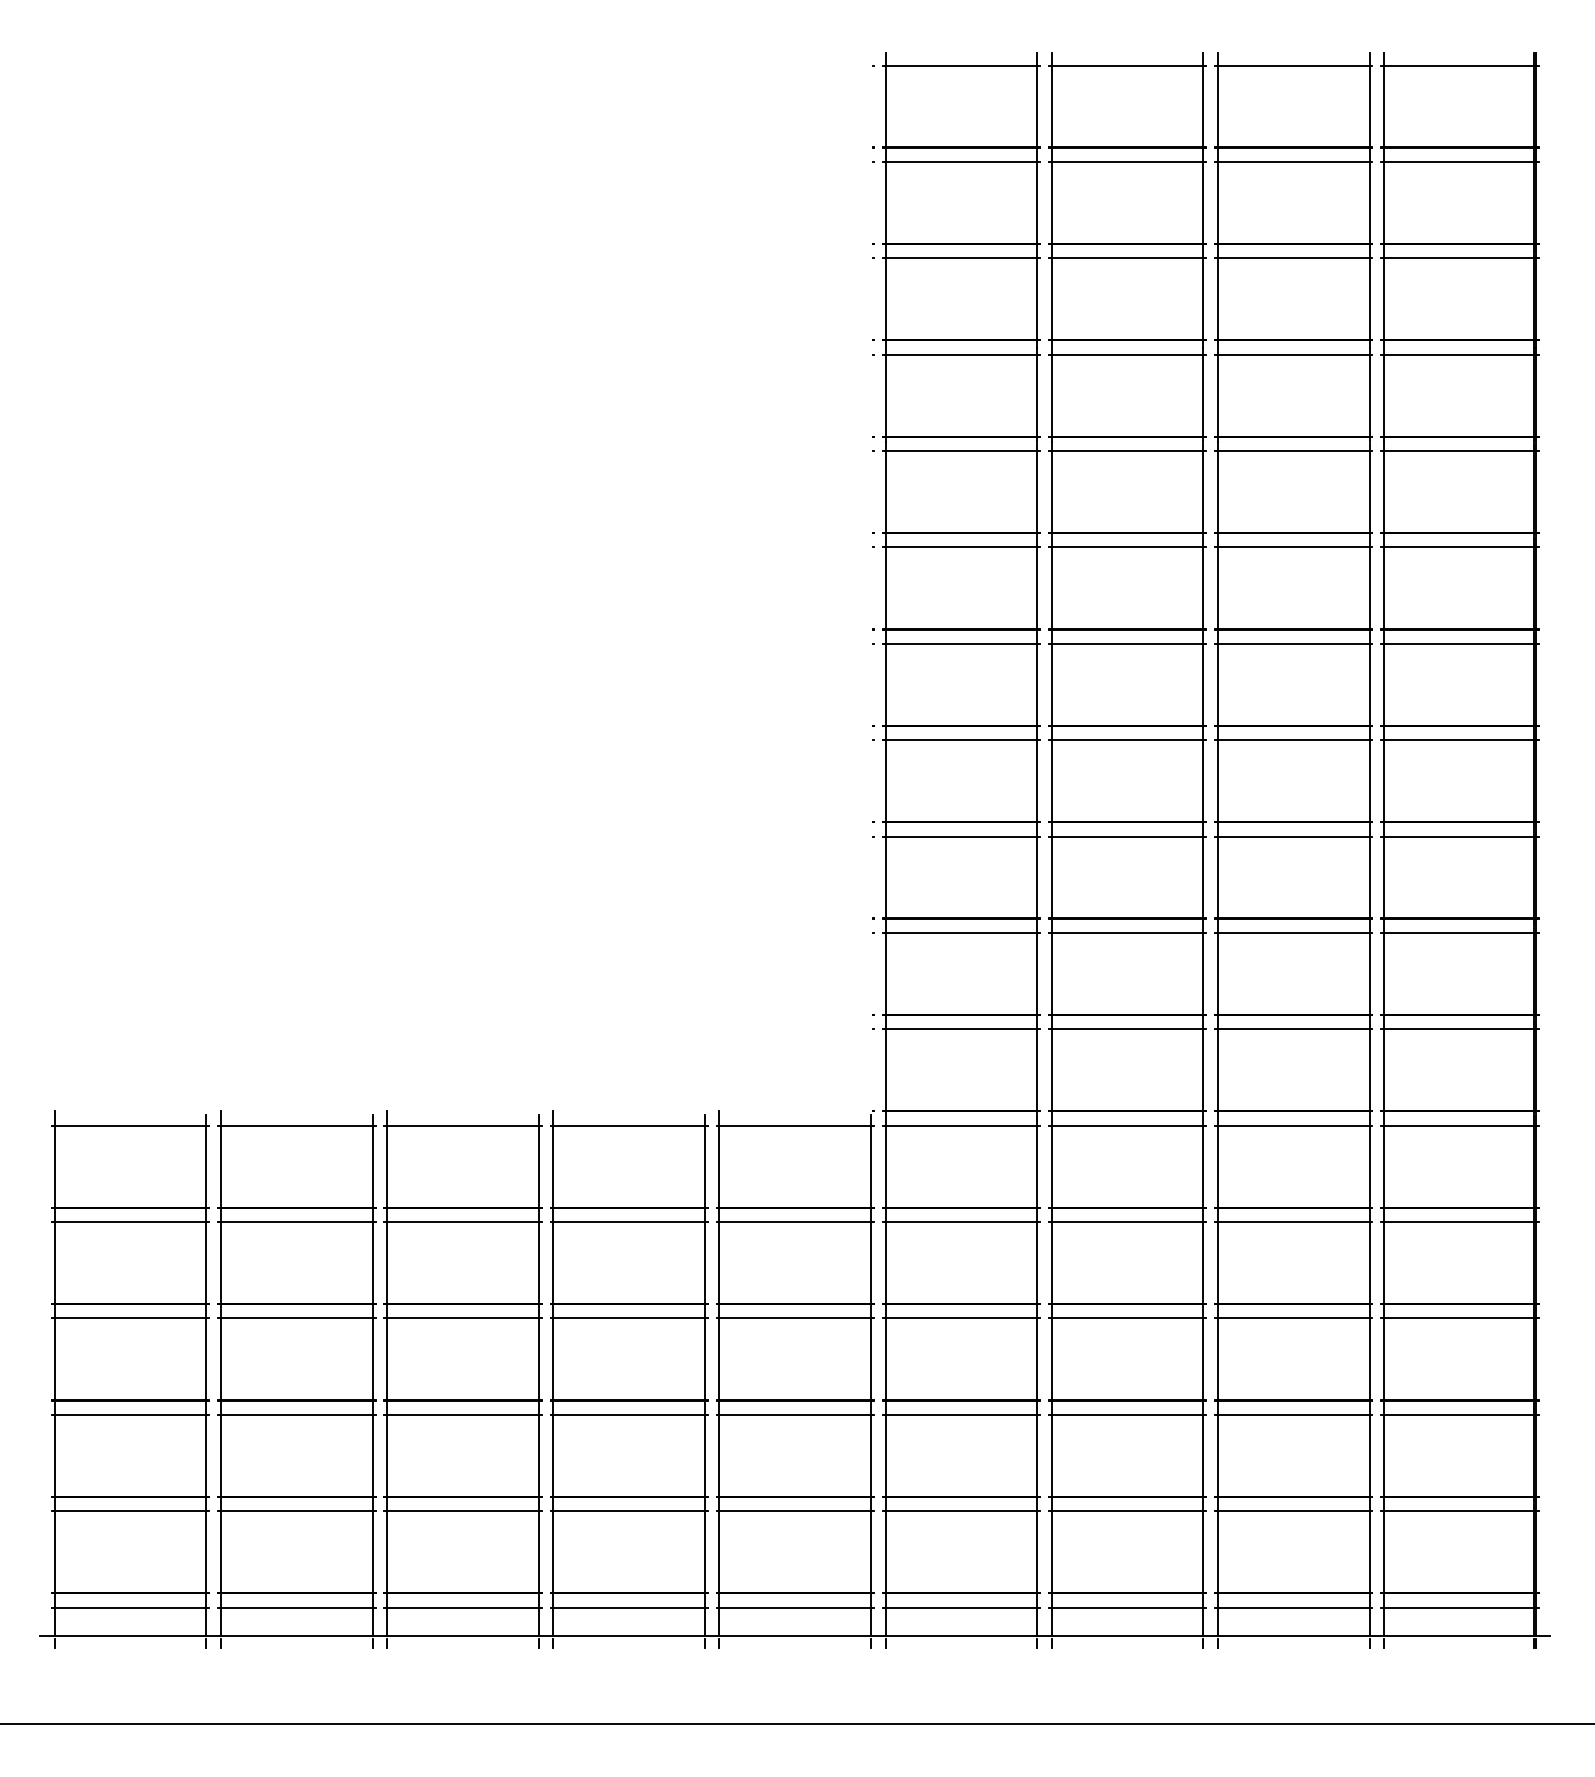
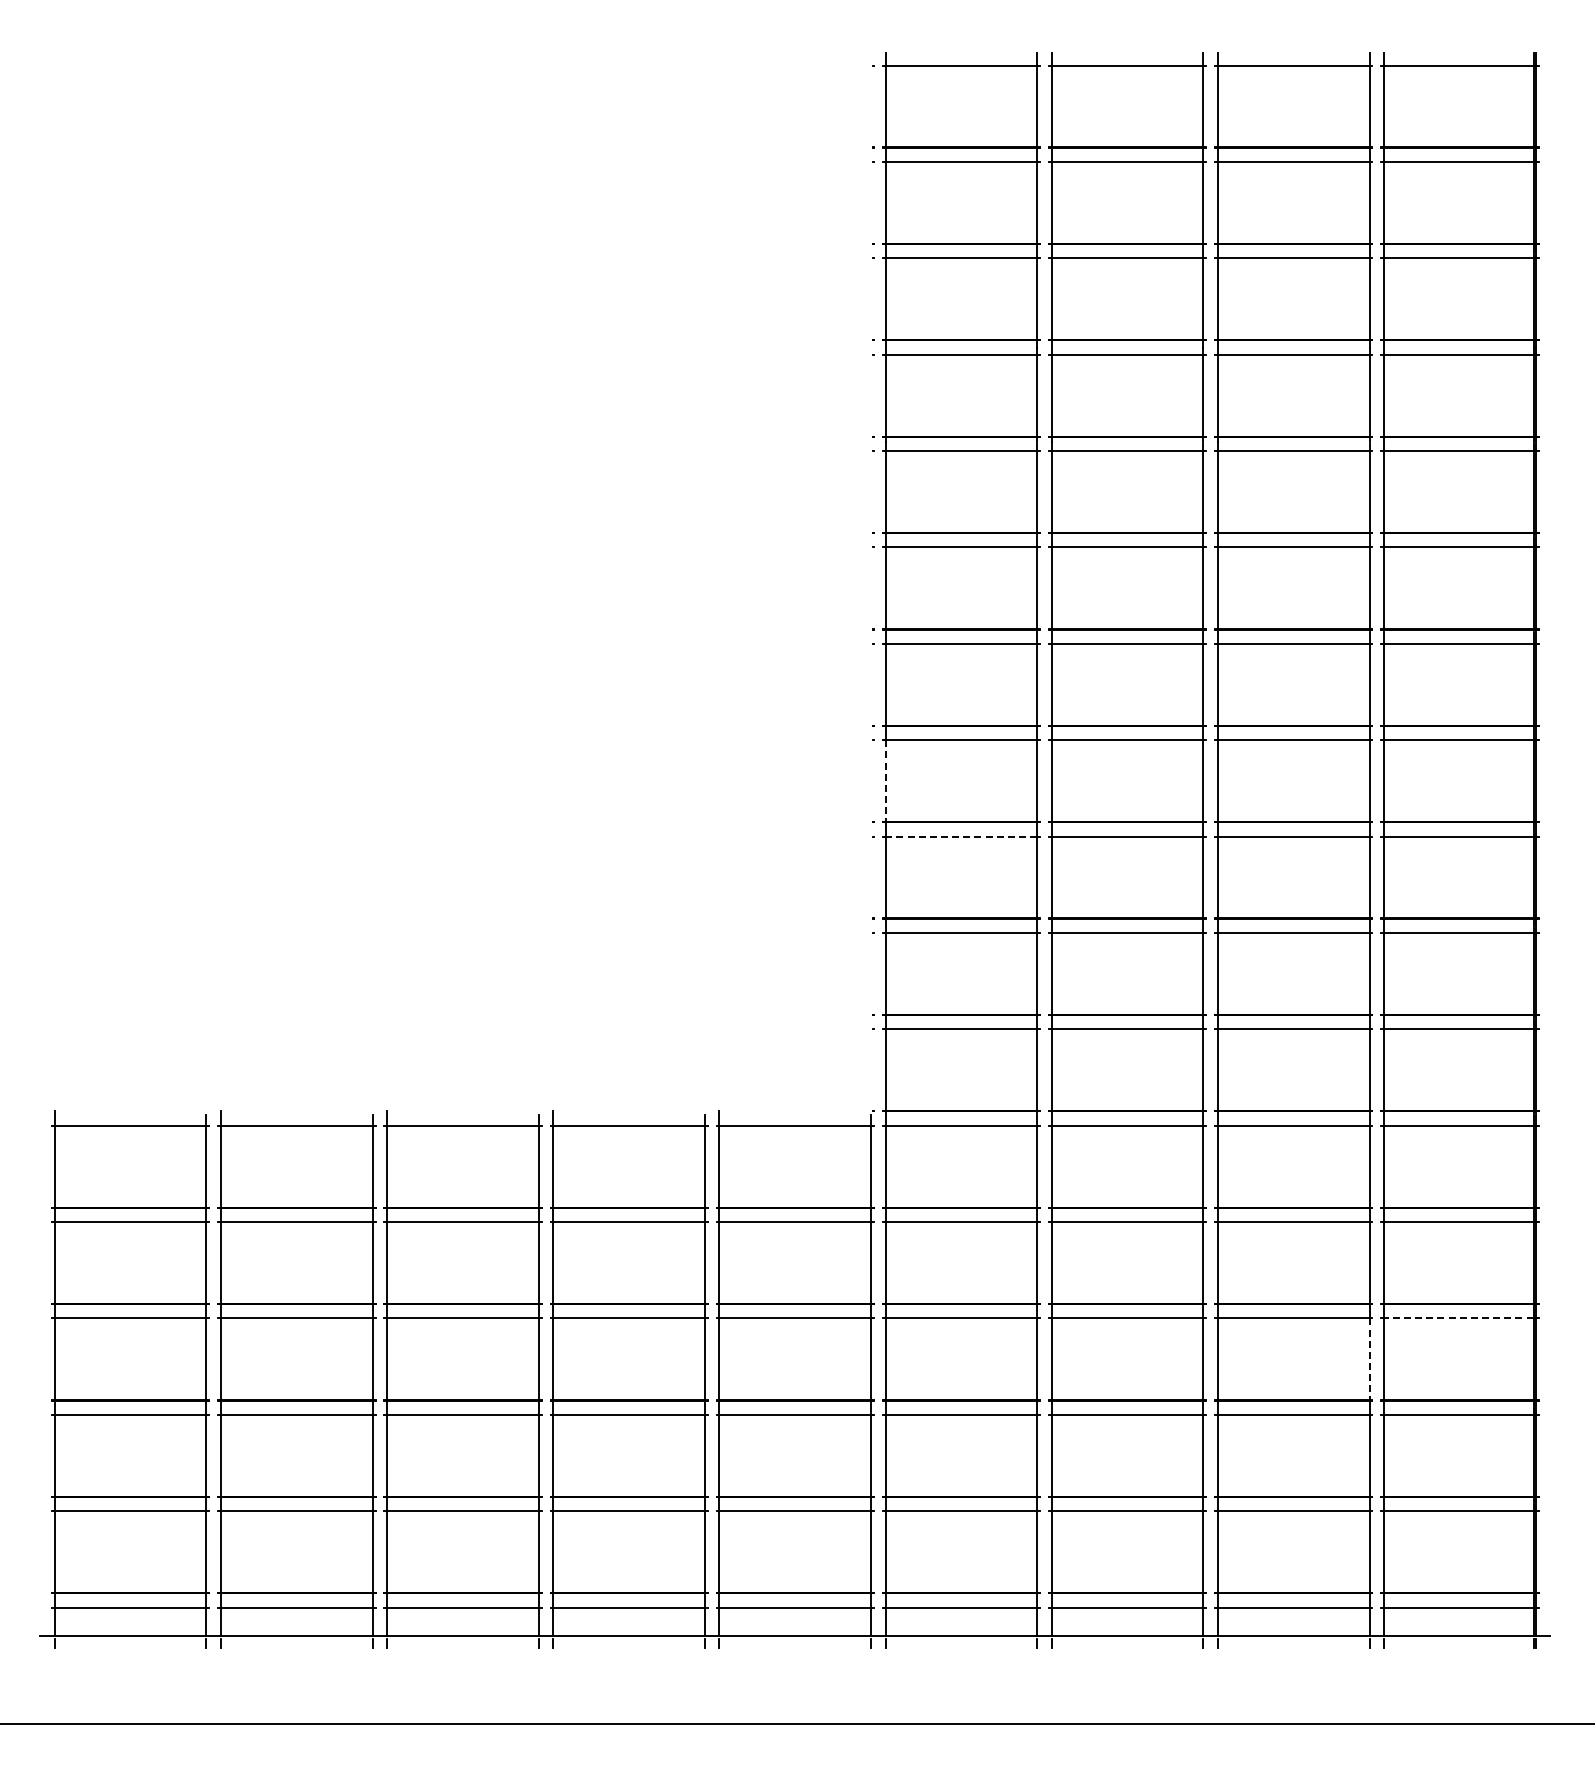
line: solid -> dashed (885, 781)
line: solid -> dashed (961, 836)
line: solid -> dashed (1458, 1318)
line: solid -> dashed (1369, 1359)
